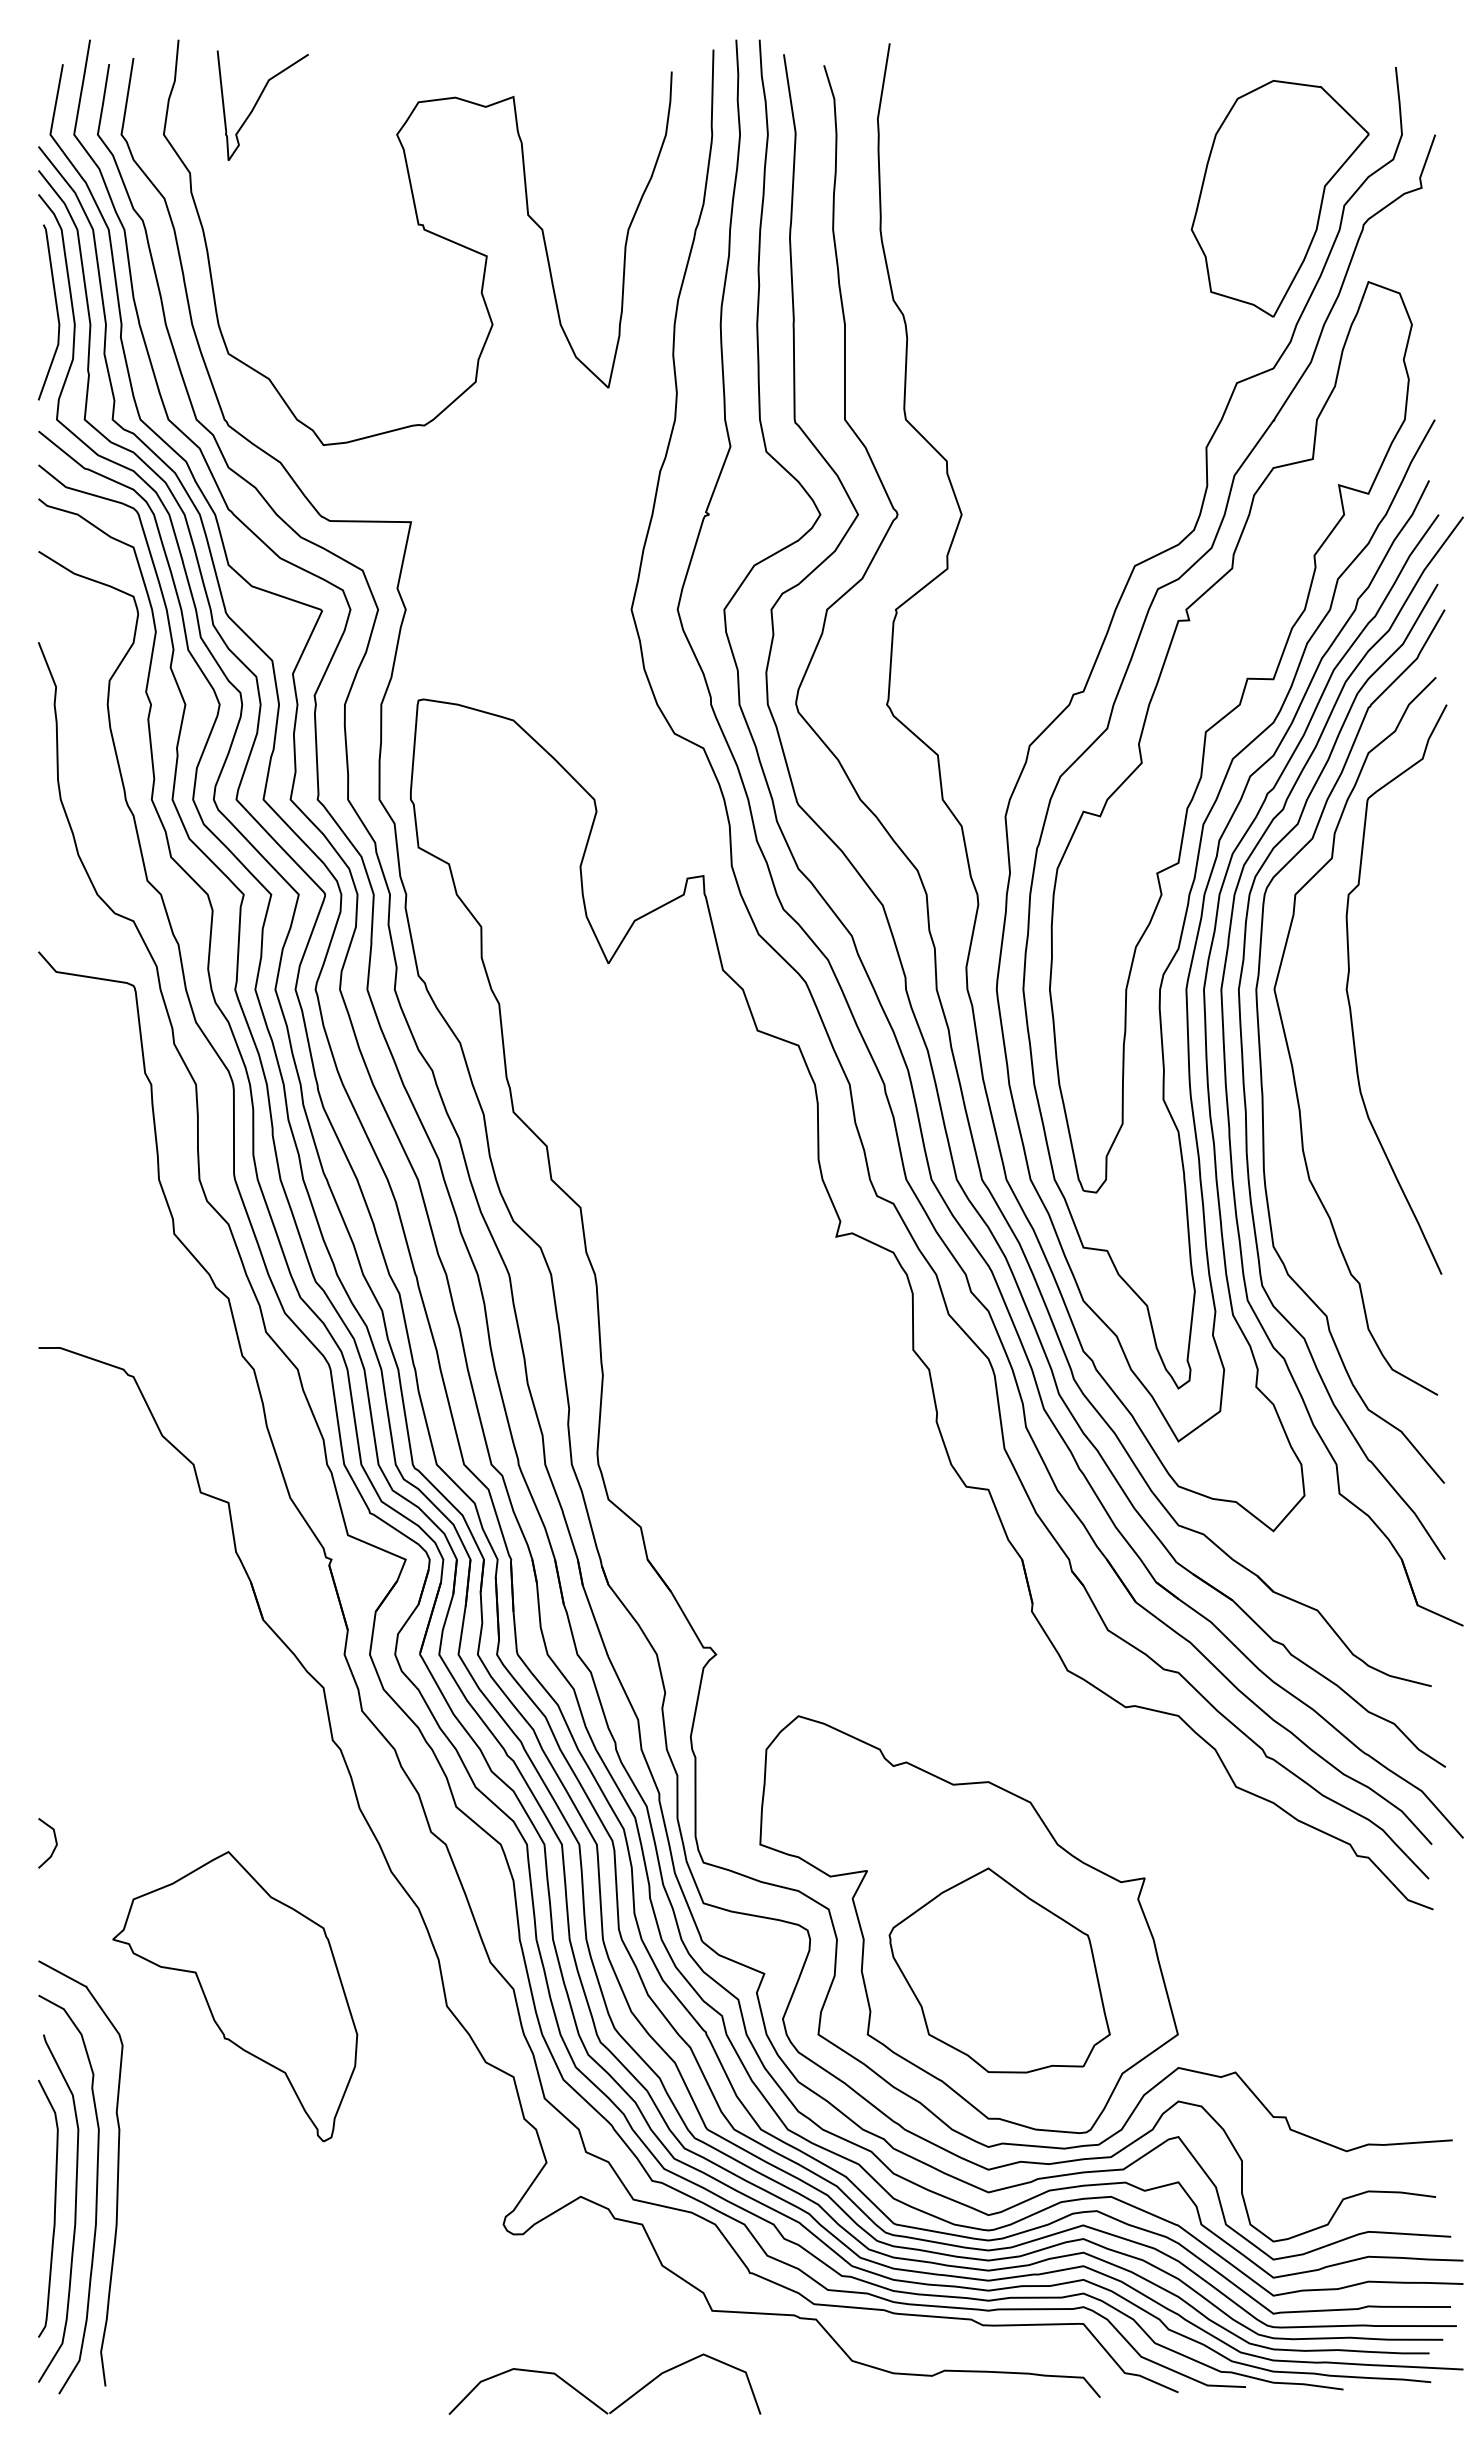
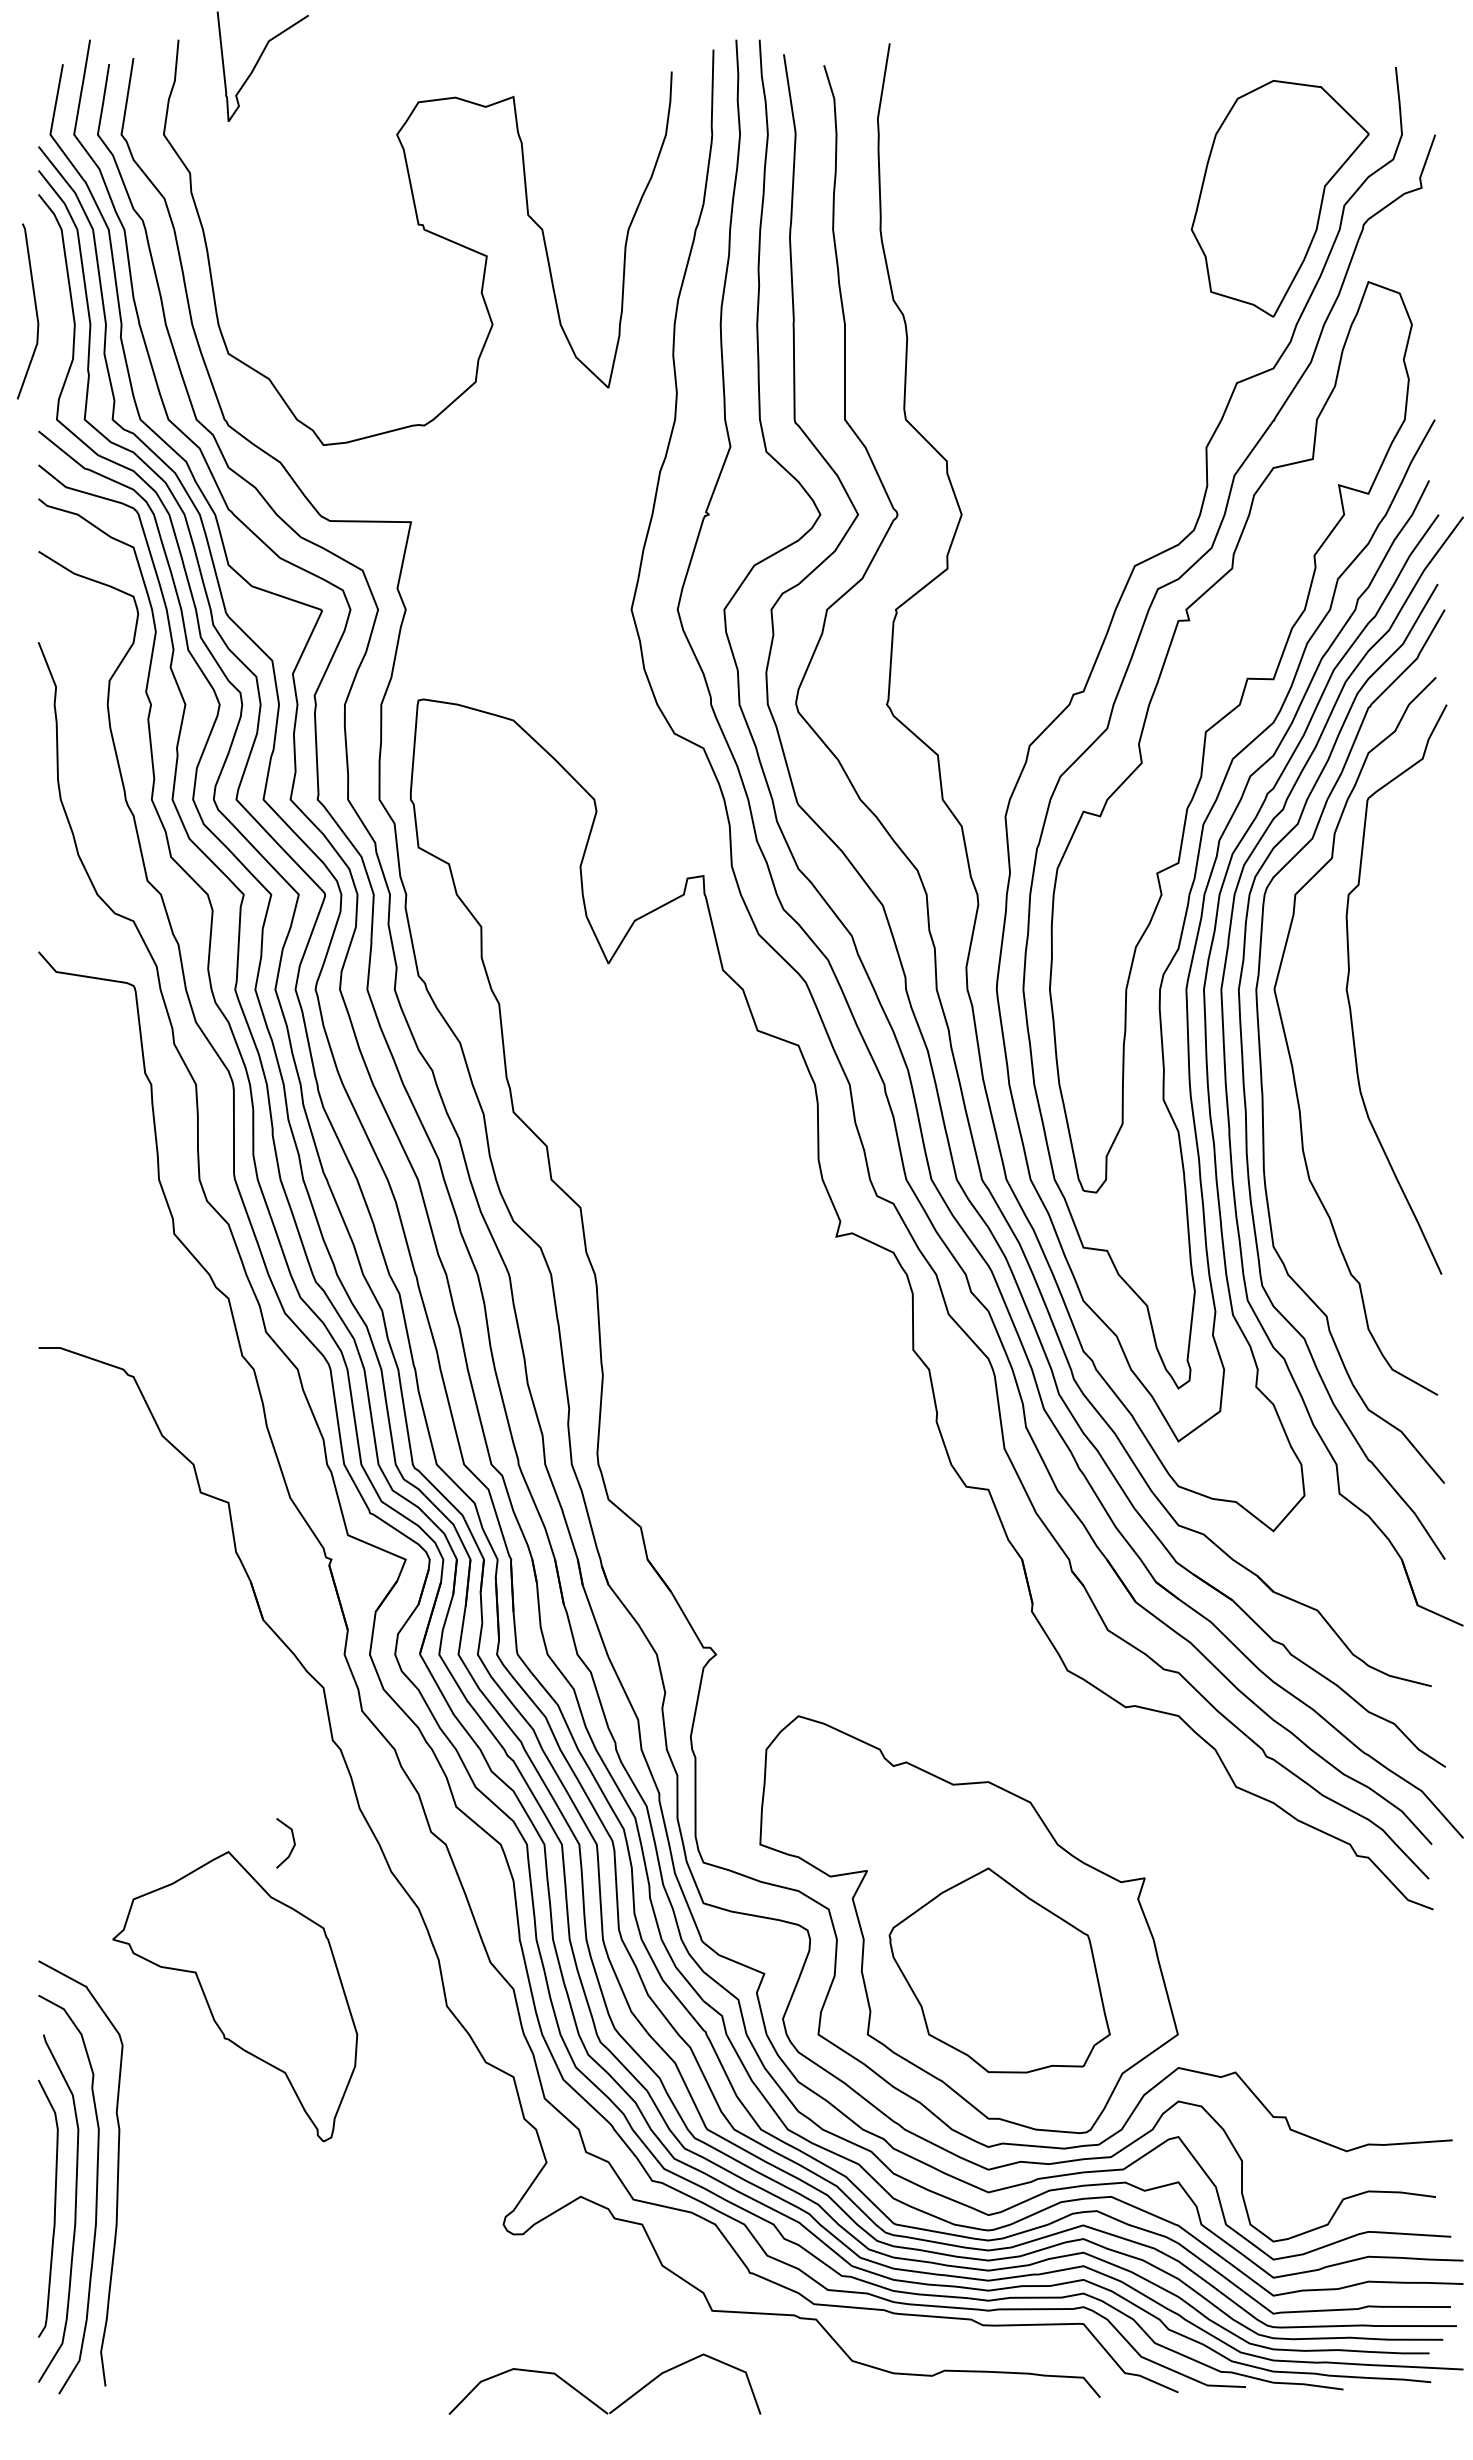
curve position: (257, 103) -> (257, 64) (257, 64)
curve position: (56, 312) -> (35, 311) (35, 311)
line position: (55, 1843) -> (293, 1843) (293, 1843)
